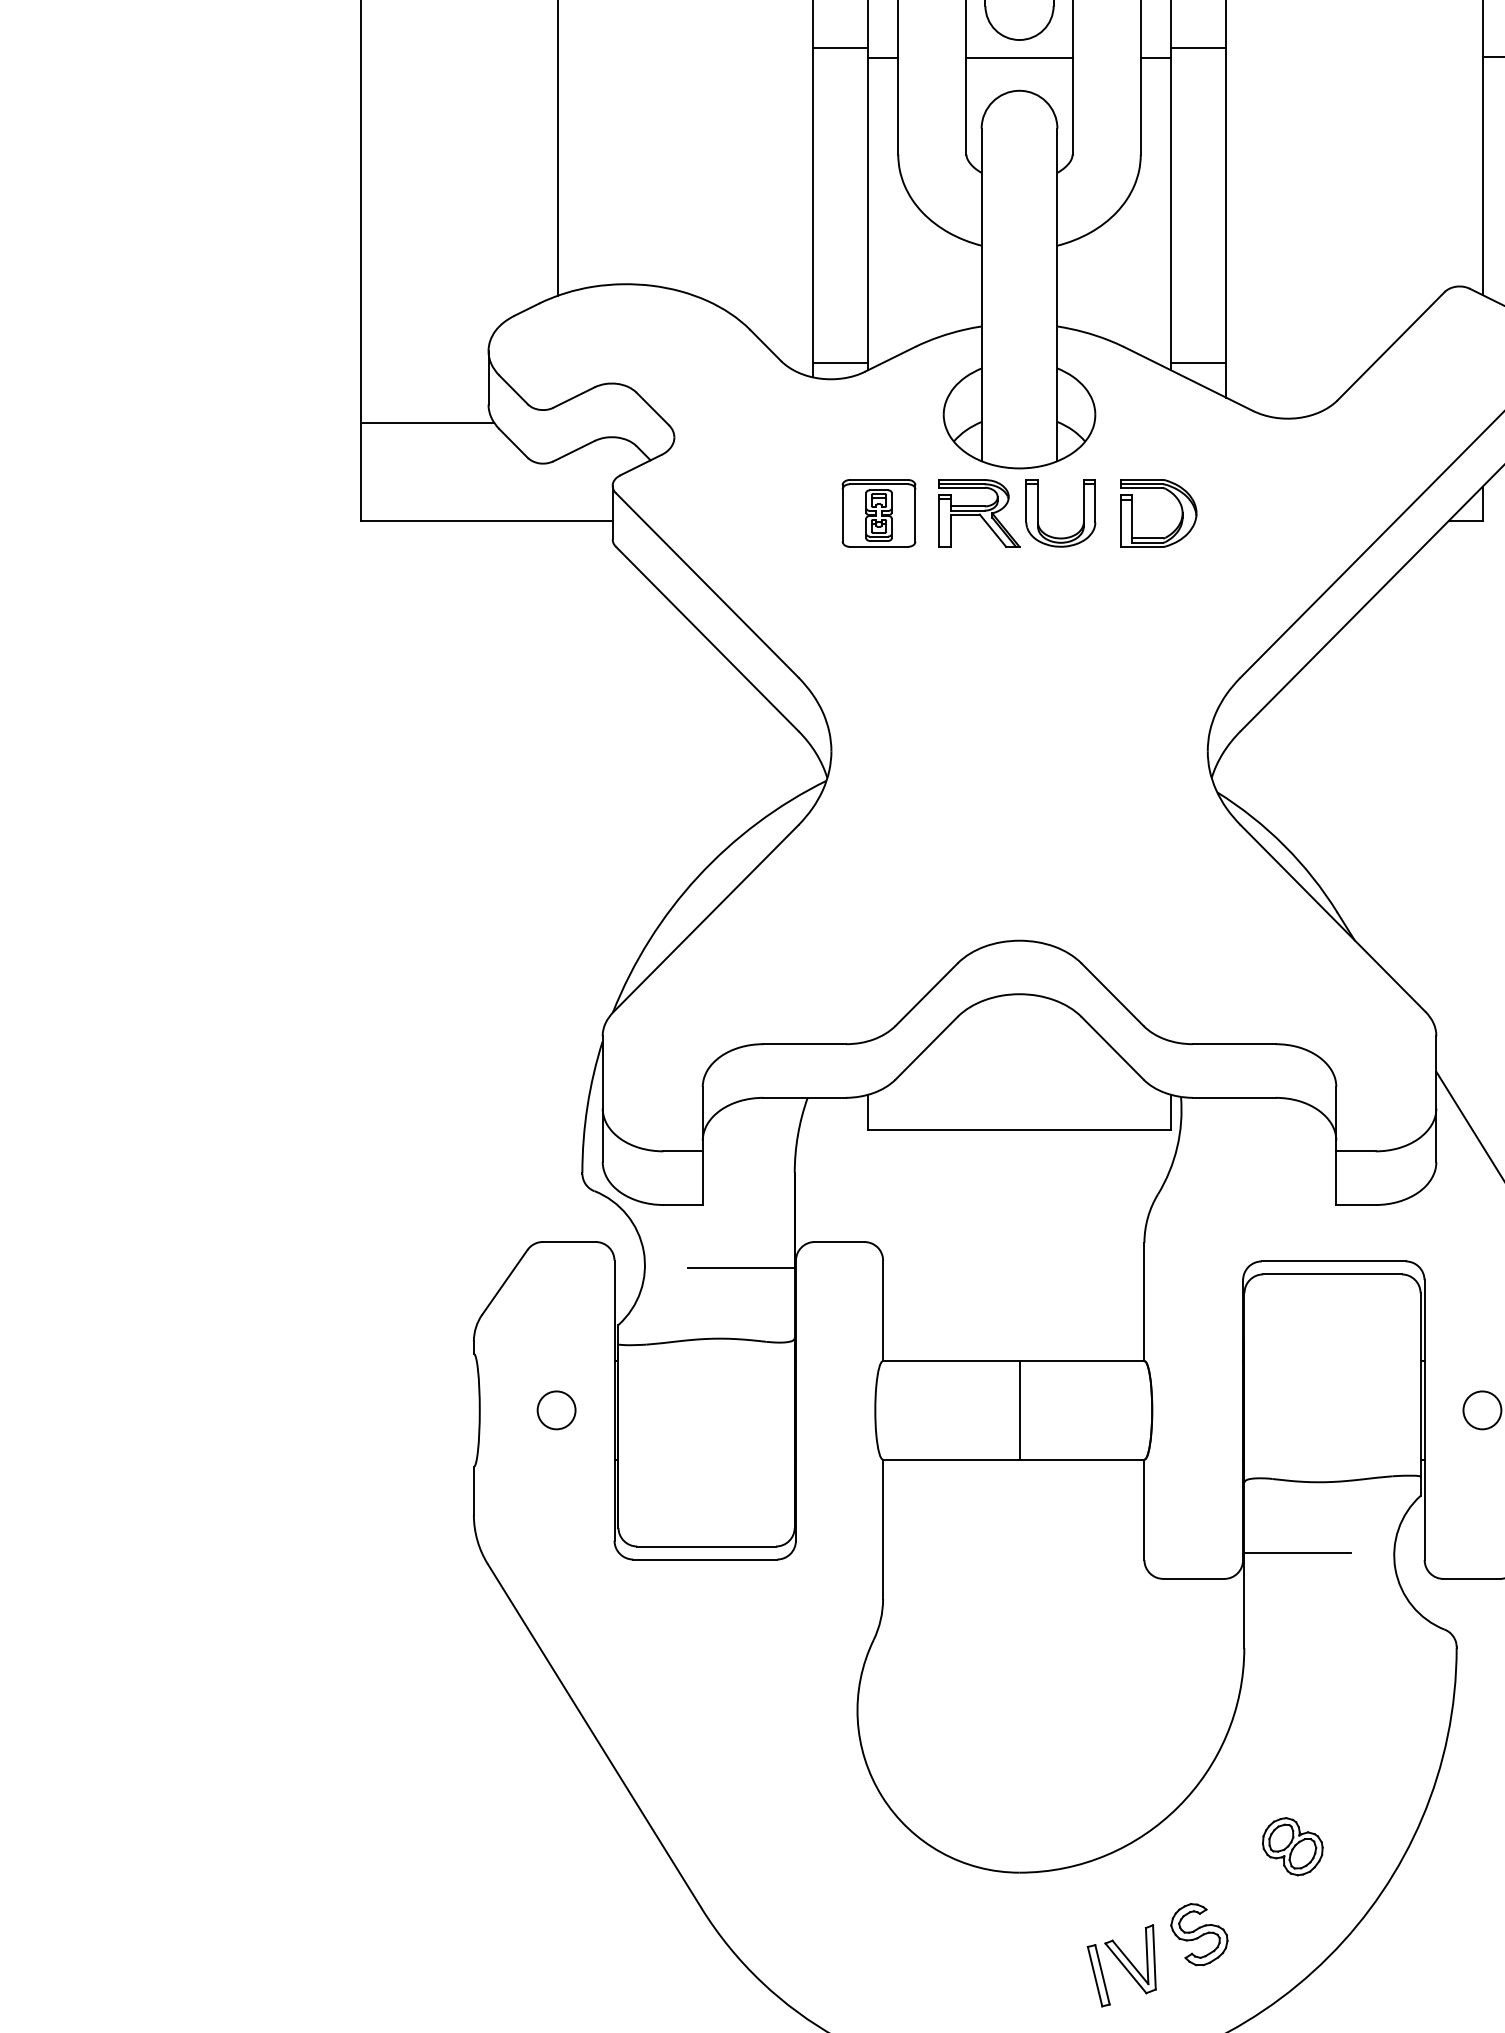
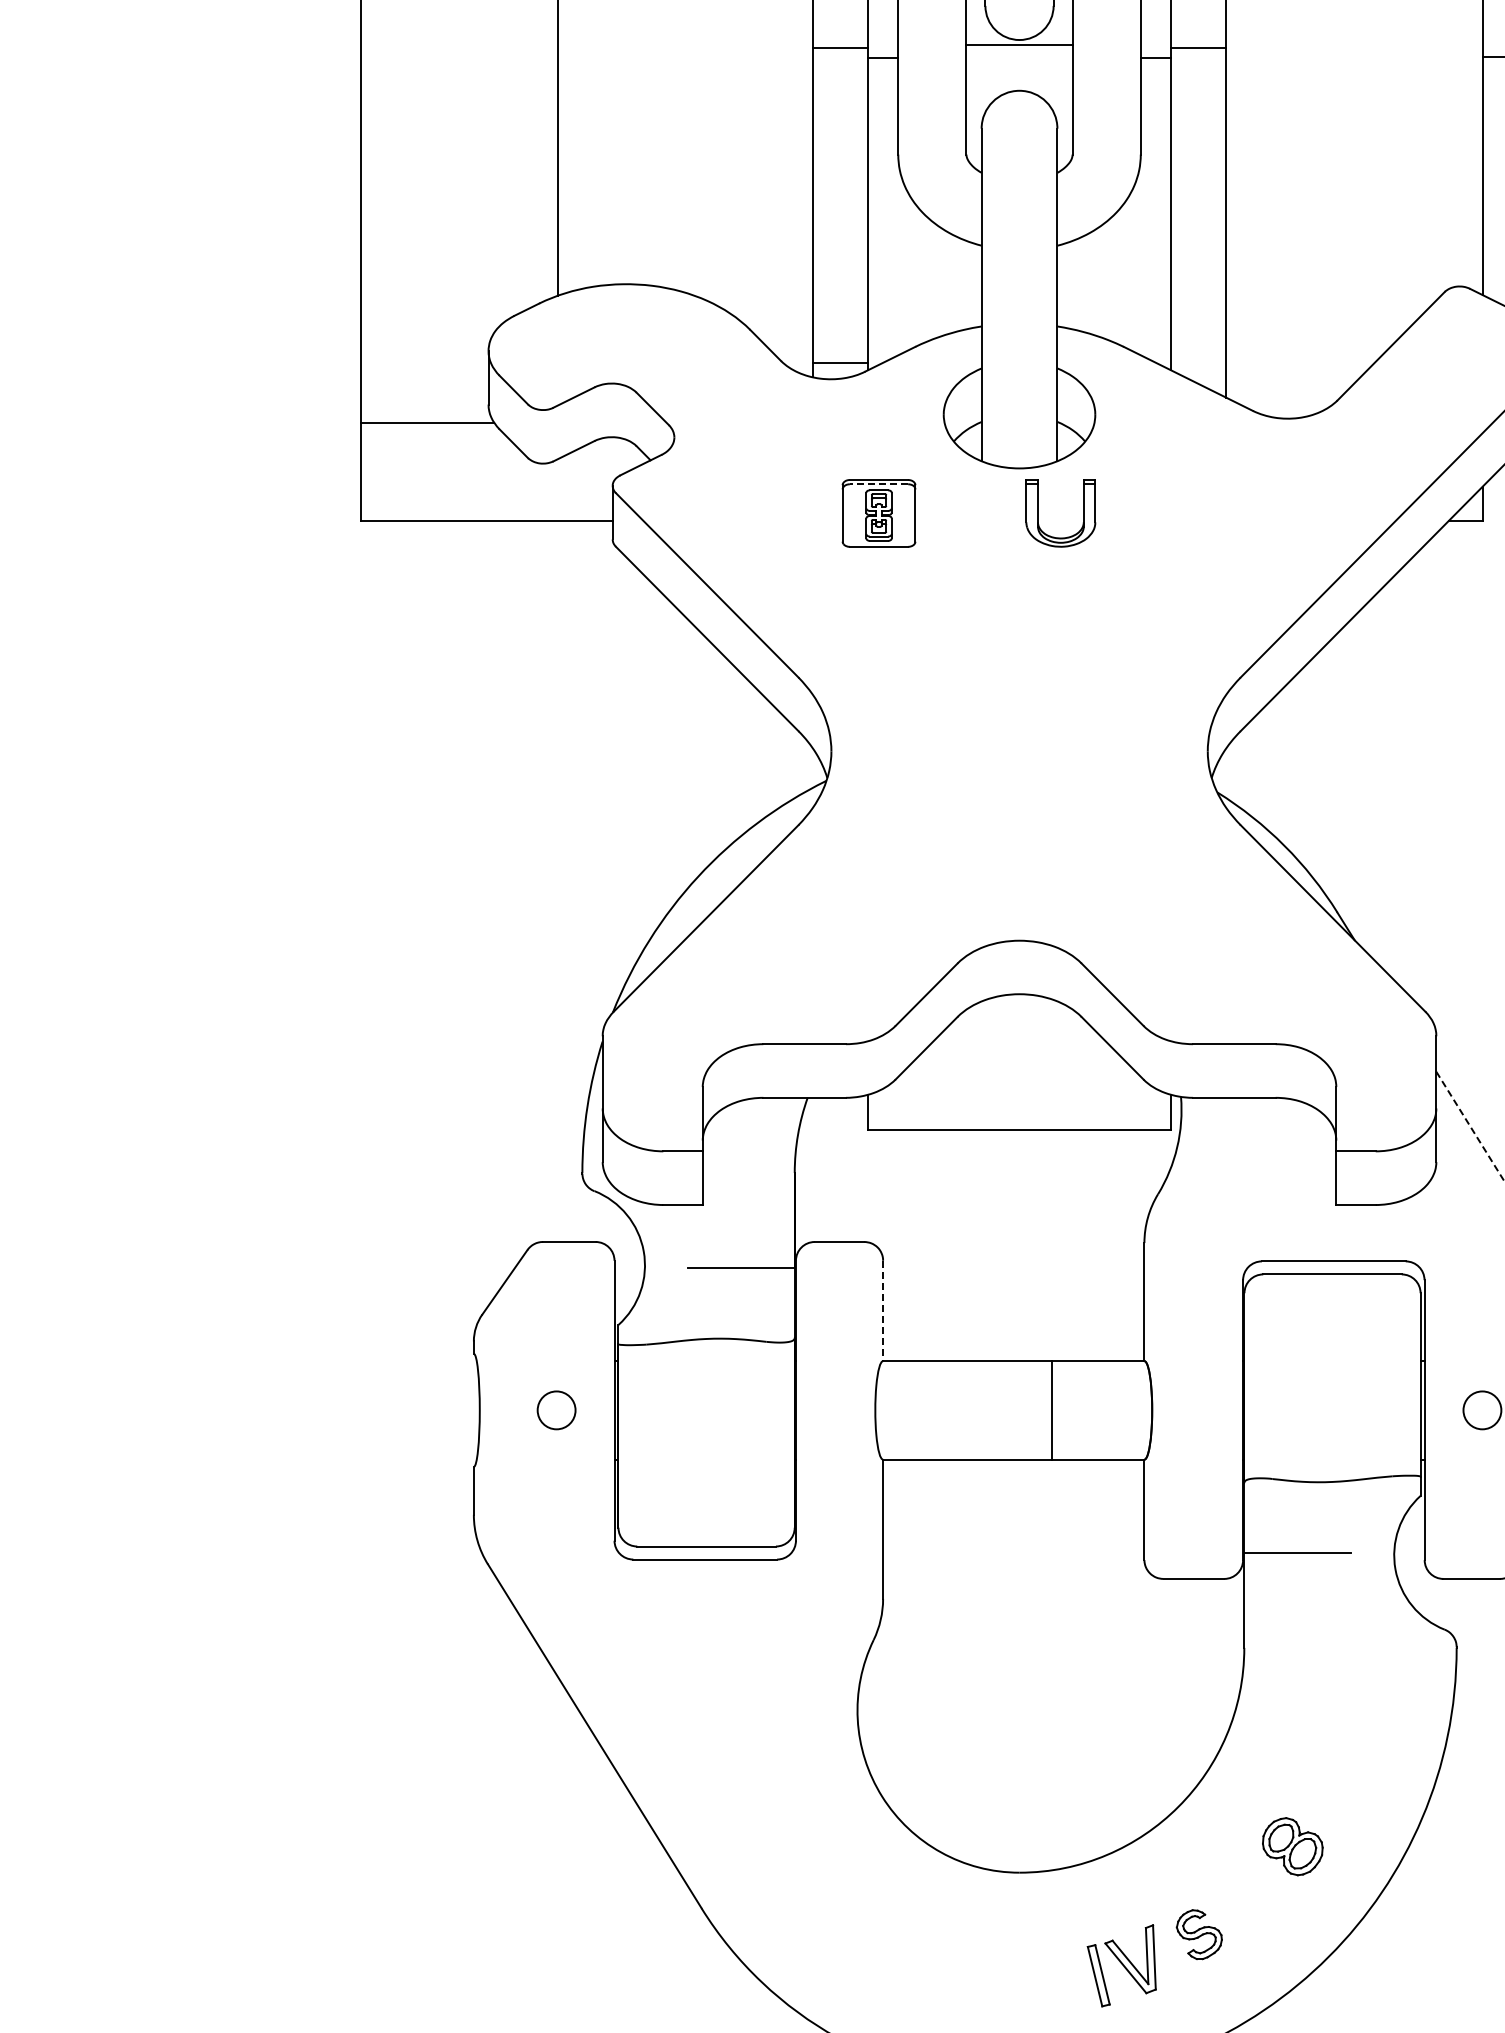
line position: (1019, 58) -> (1019, 45) (1019, 45)
line: present -> none (1198, 363)
line: solid -> dashed (878, 484)
part: present -> none (979, 513)
part: present -> none (1177, 525)
line: solid -> dashed (1470, 1126)
line: solid -> dashed (883, 1311)
line position: (1019, 1410) -> (1051, 1410) (1051, 1410)
part size: 59x64 px -> 48x52 px (1198, 1934)
